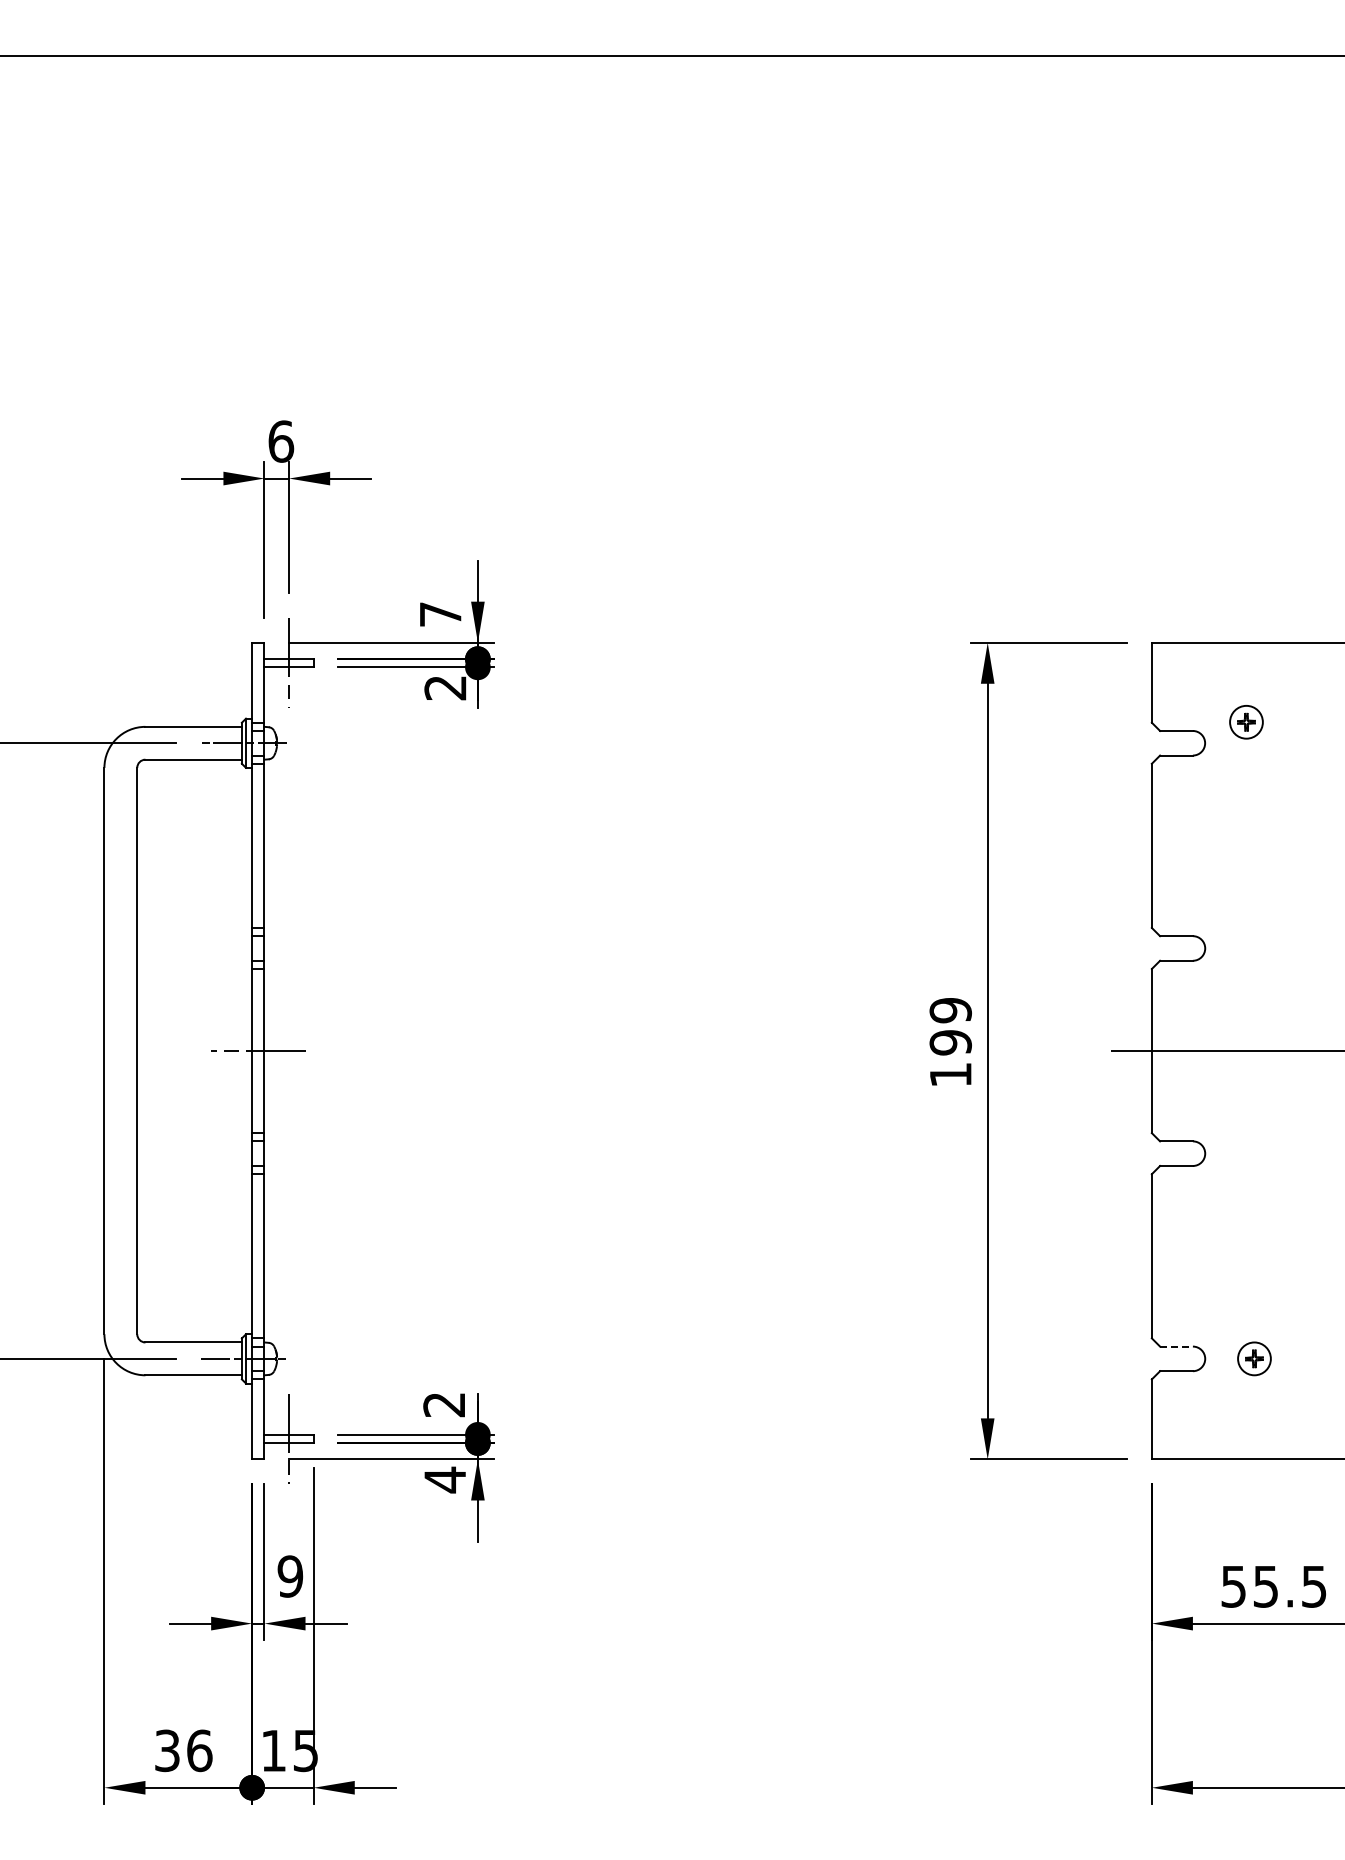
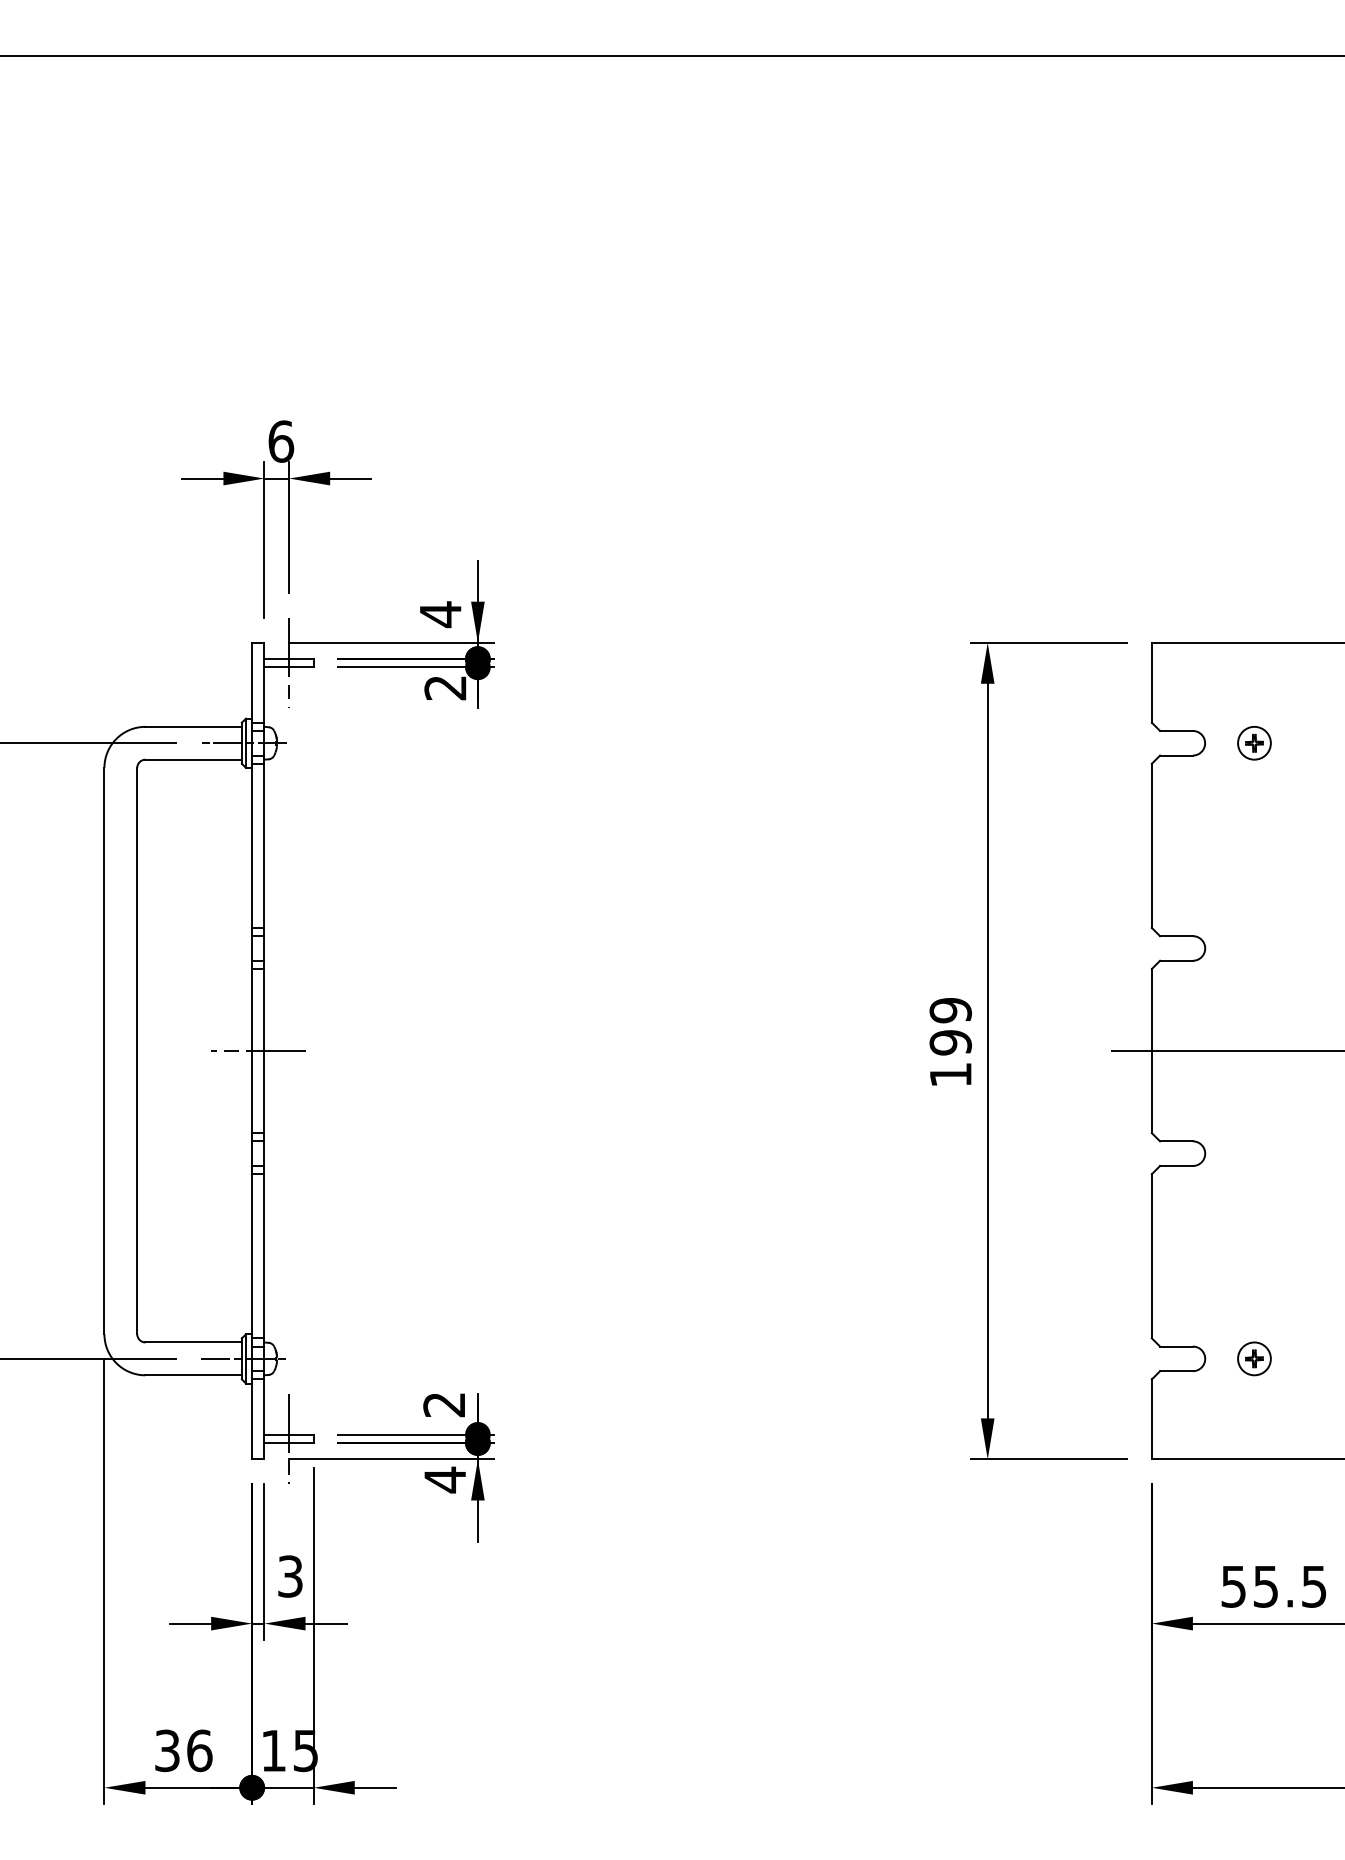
text: 7 -> 4 (440, 614)
part position: (1246, 722) -> (1254, 743) (1254, 743)
line: dashed -> solid (1176, 1346)
text: 9 -> 3 (290, 1576)
